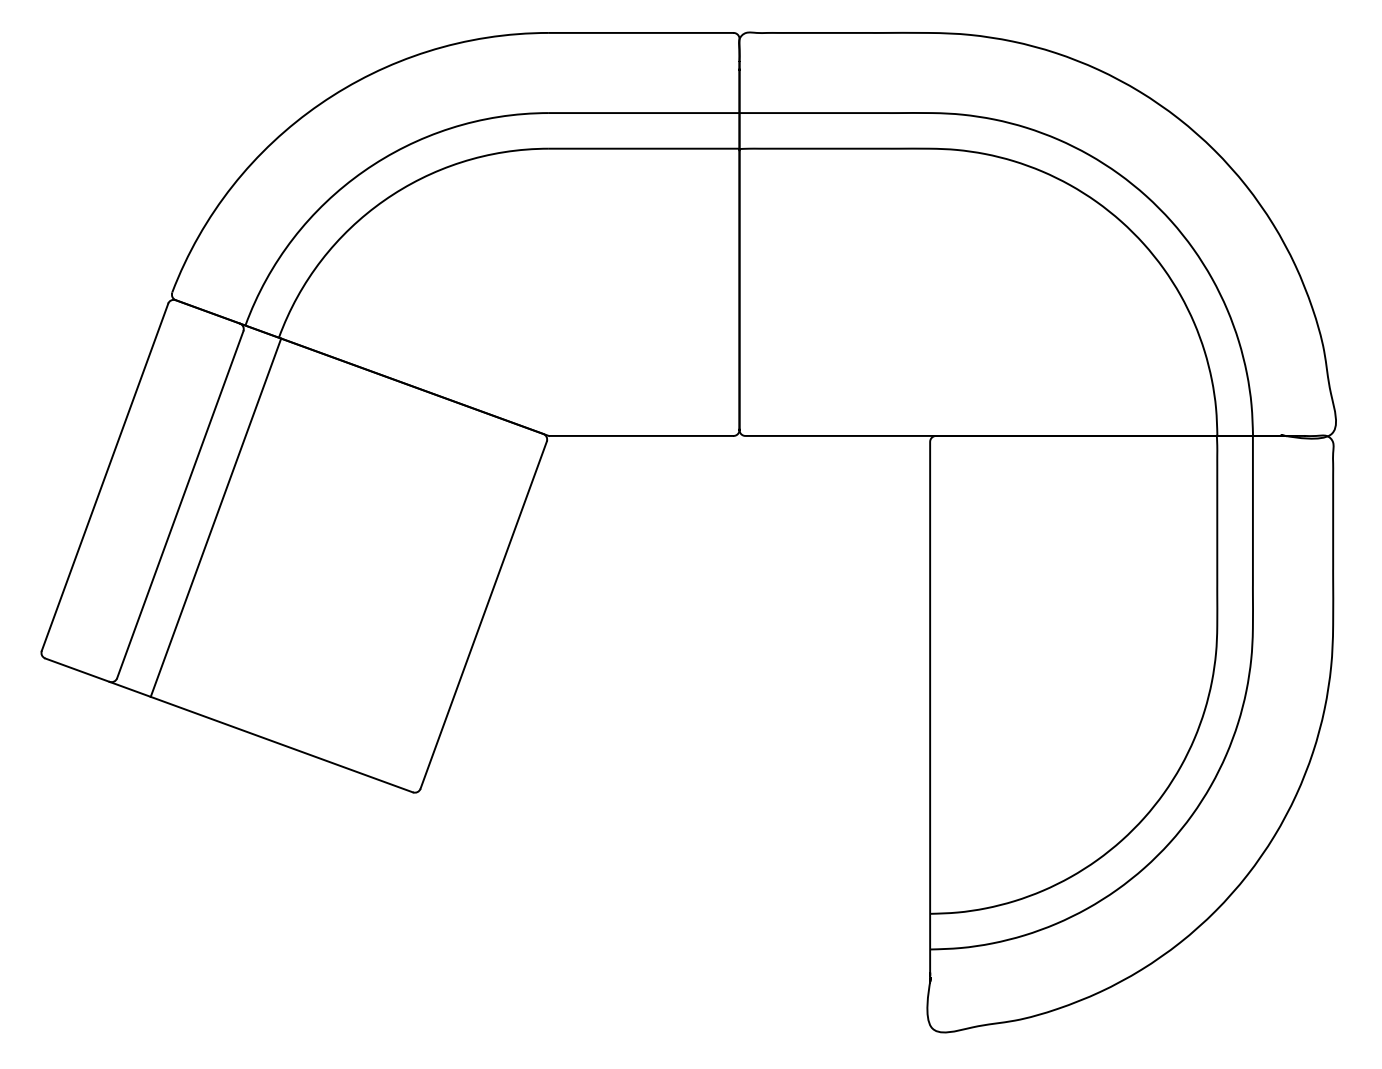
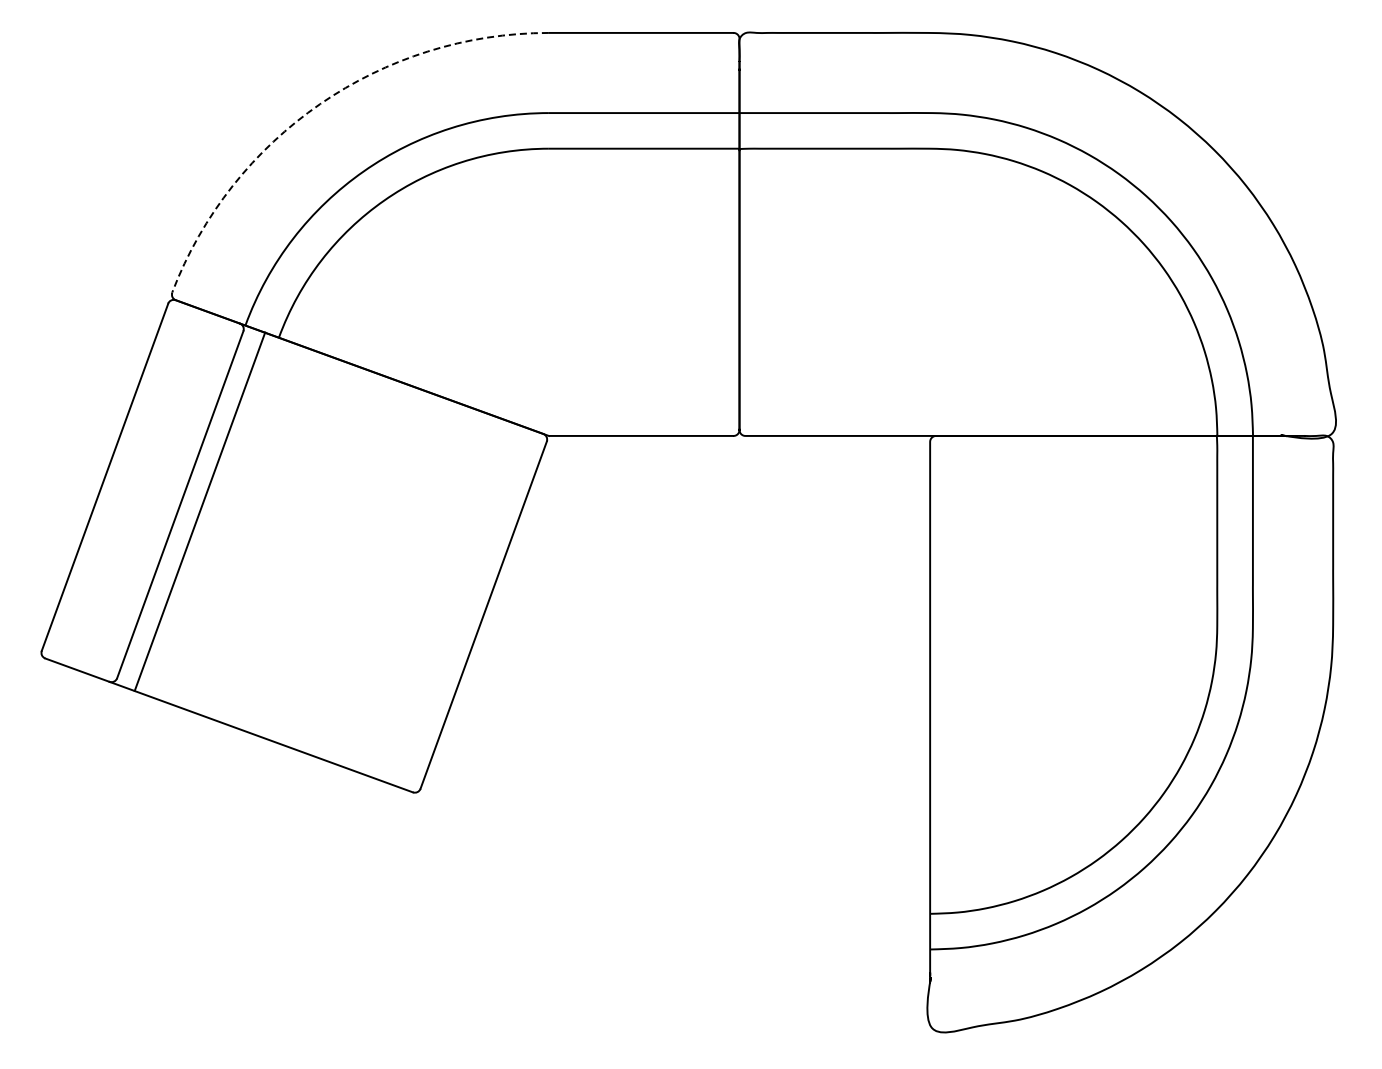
arc: solid -> dashed (320, 104)
line position: (215, 517) -> (199, 511) (199, 511)
